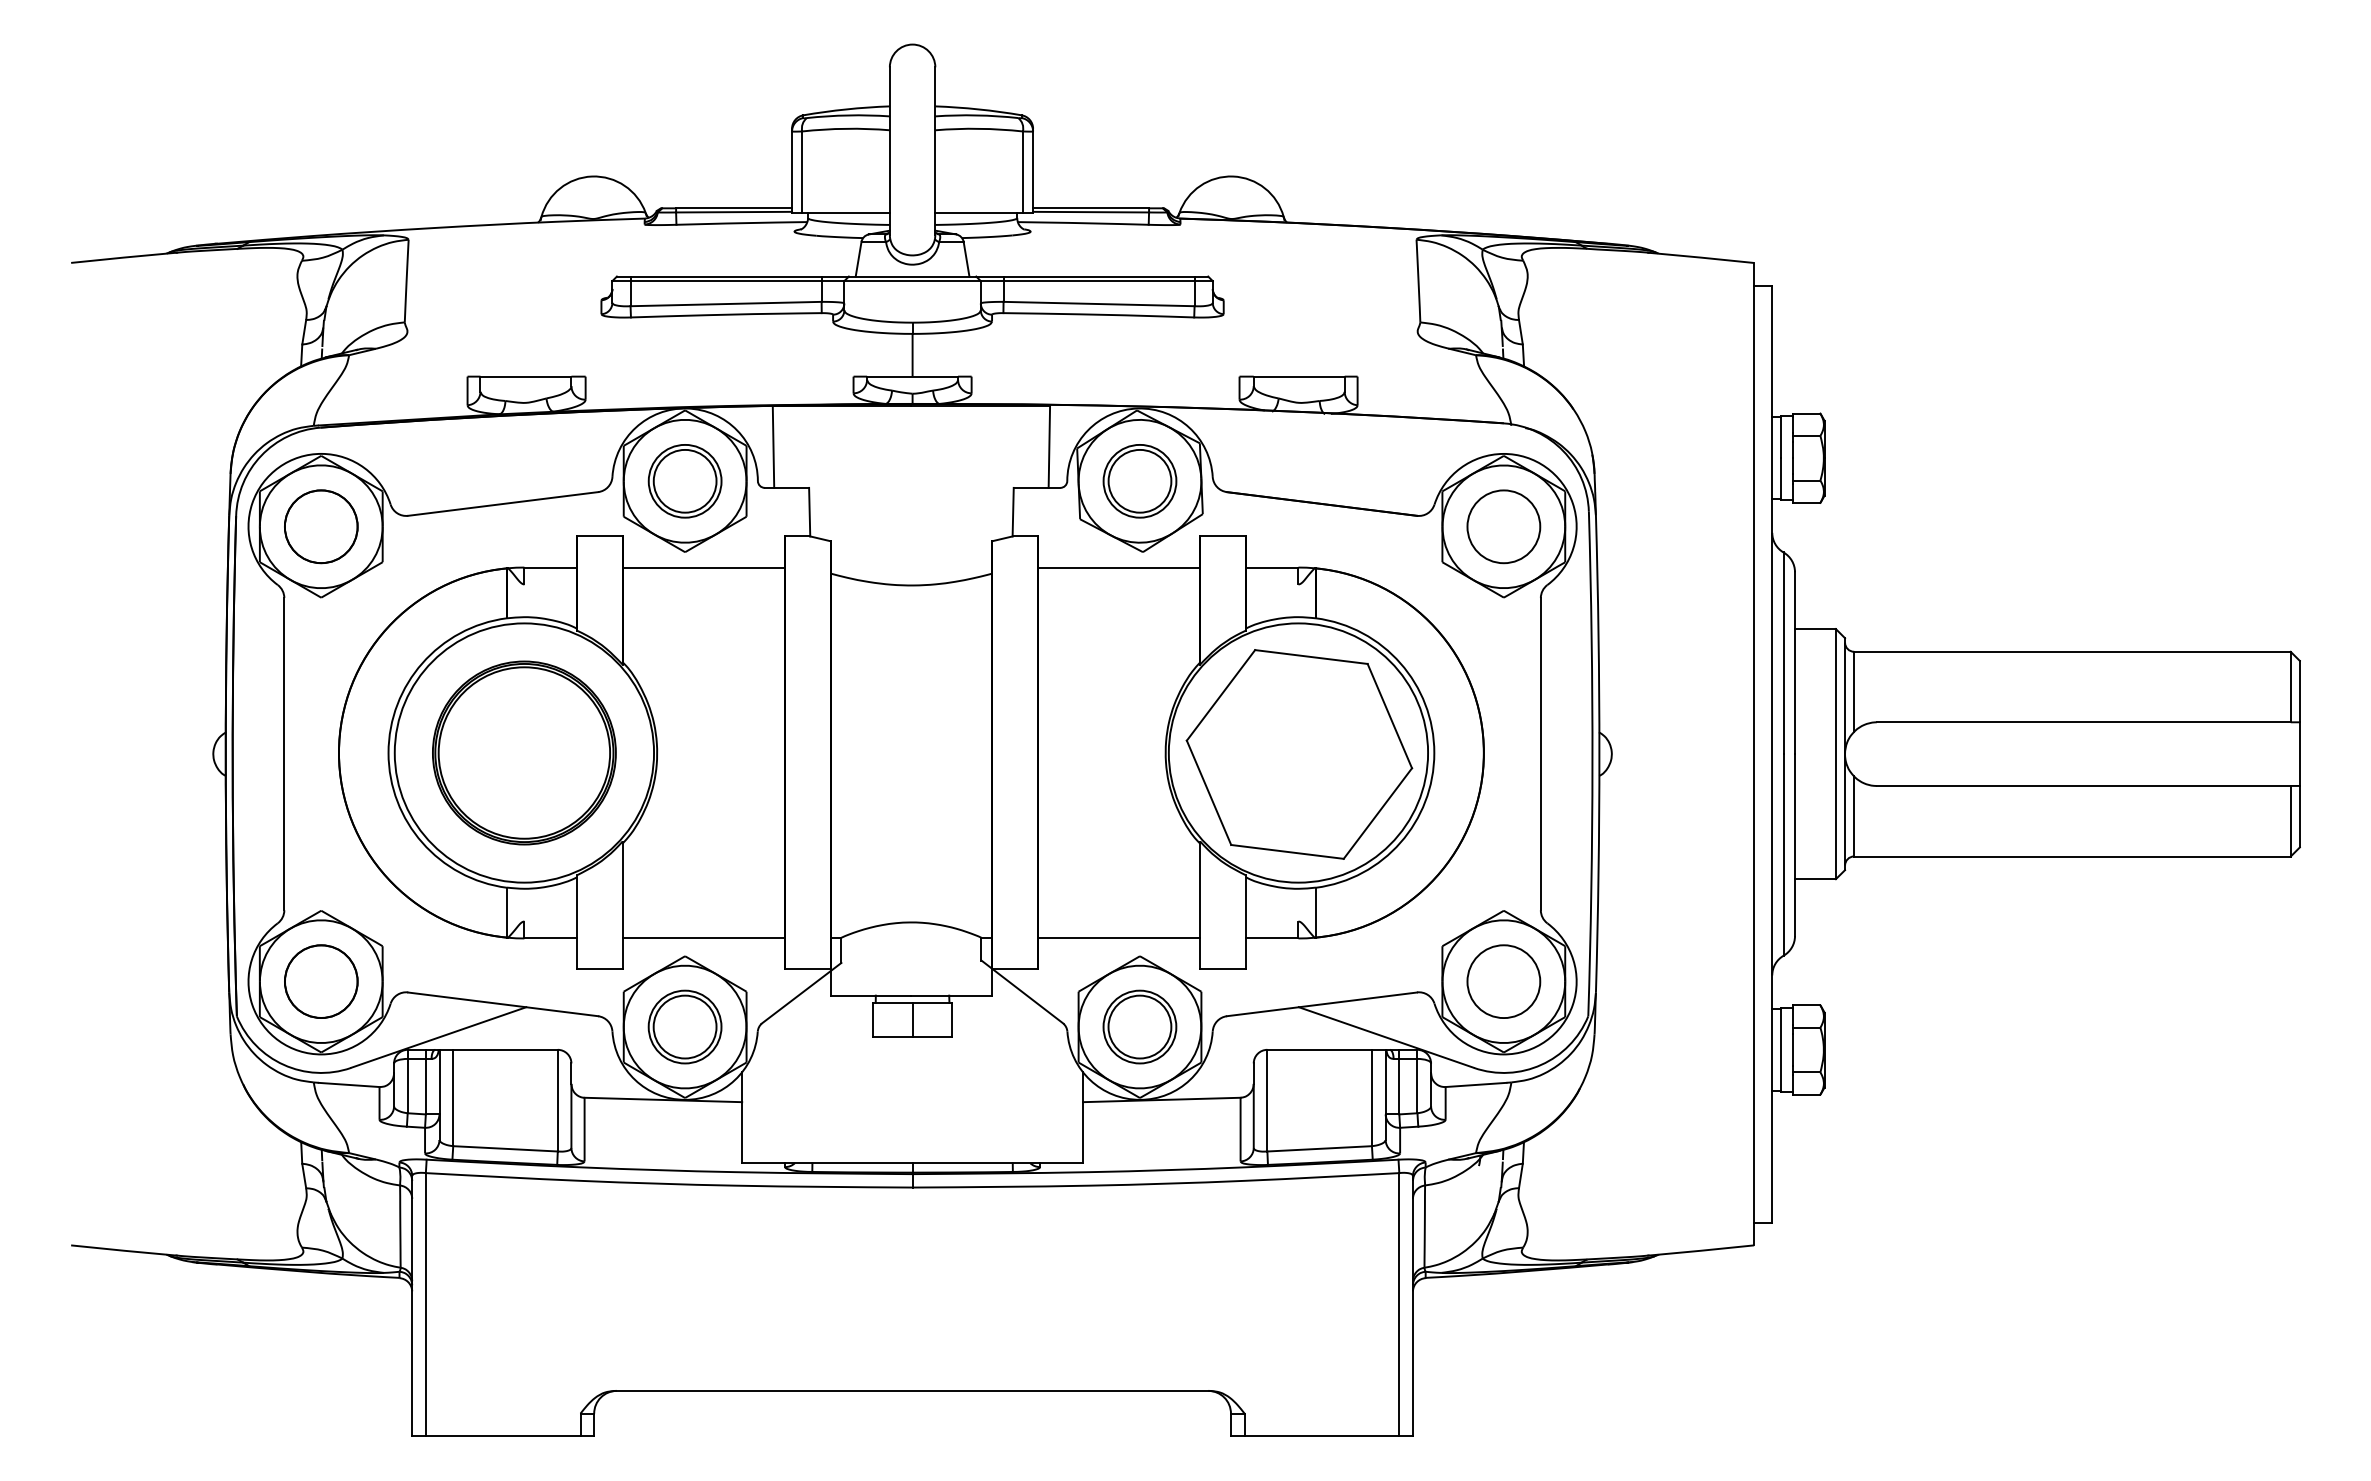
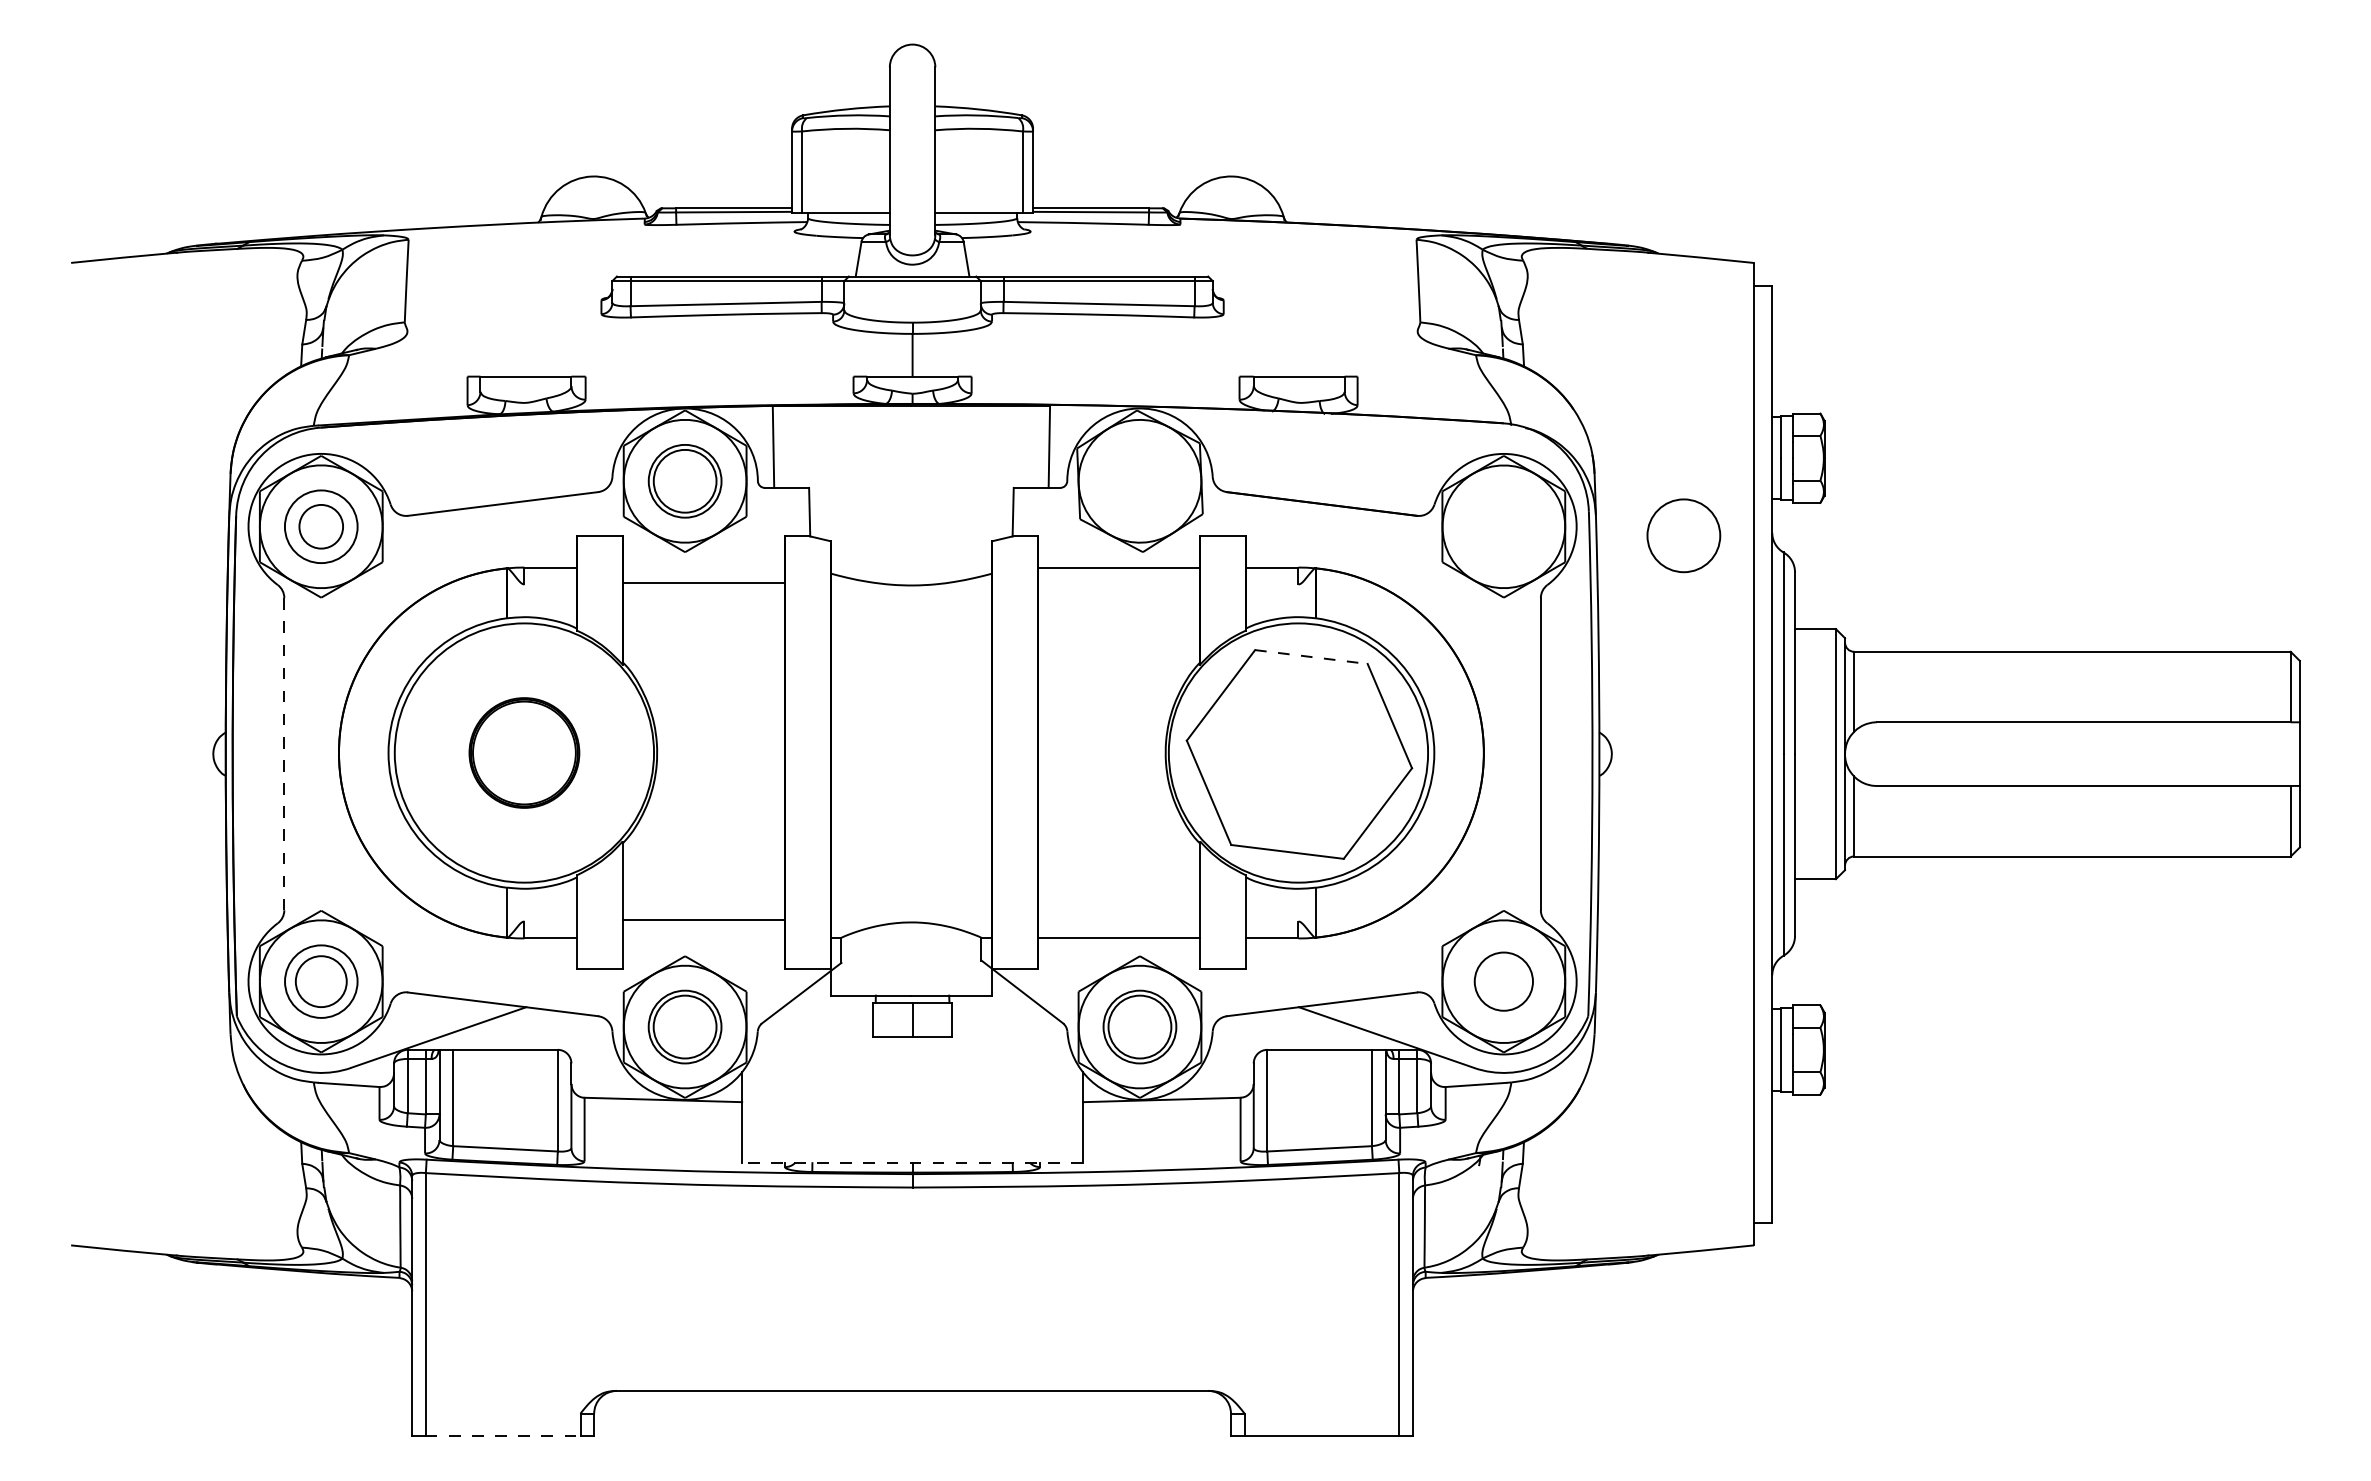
part: present -> none (1139, 481)
circle diameter: 73 px -> 44 px (321, 526)
circle position: (1503, 526) -> (1683, 535) (1683, 535)
line position: (703, 568) -> (703, 583) (703, 583)
line: solid -> dashed (1311, 657)
part size: 185x186 px -> 113x112 px (524, 752)
line: solid -> dashed (284, 753)
line position: (703, 937) -> (703, 919) (703, 919)
circle diameter: 73 px -> 51 px (320, 981)
circle diameter: 73 px -> 58 px (1503, 981)
line: solid -> dashed (912, 1163)
line: solid -> dashed (503, 1436)
